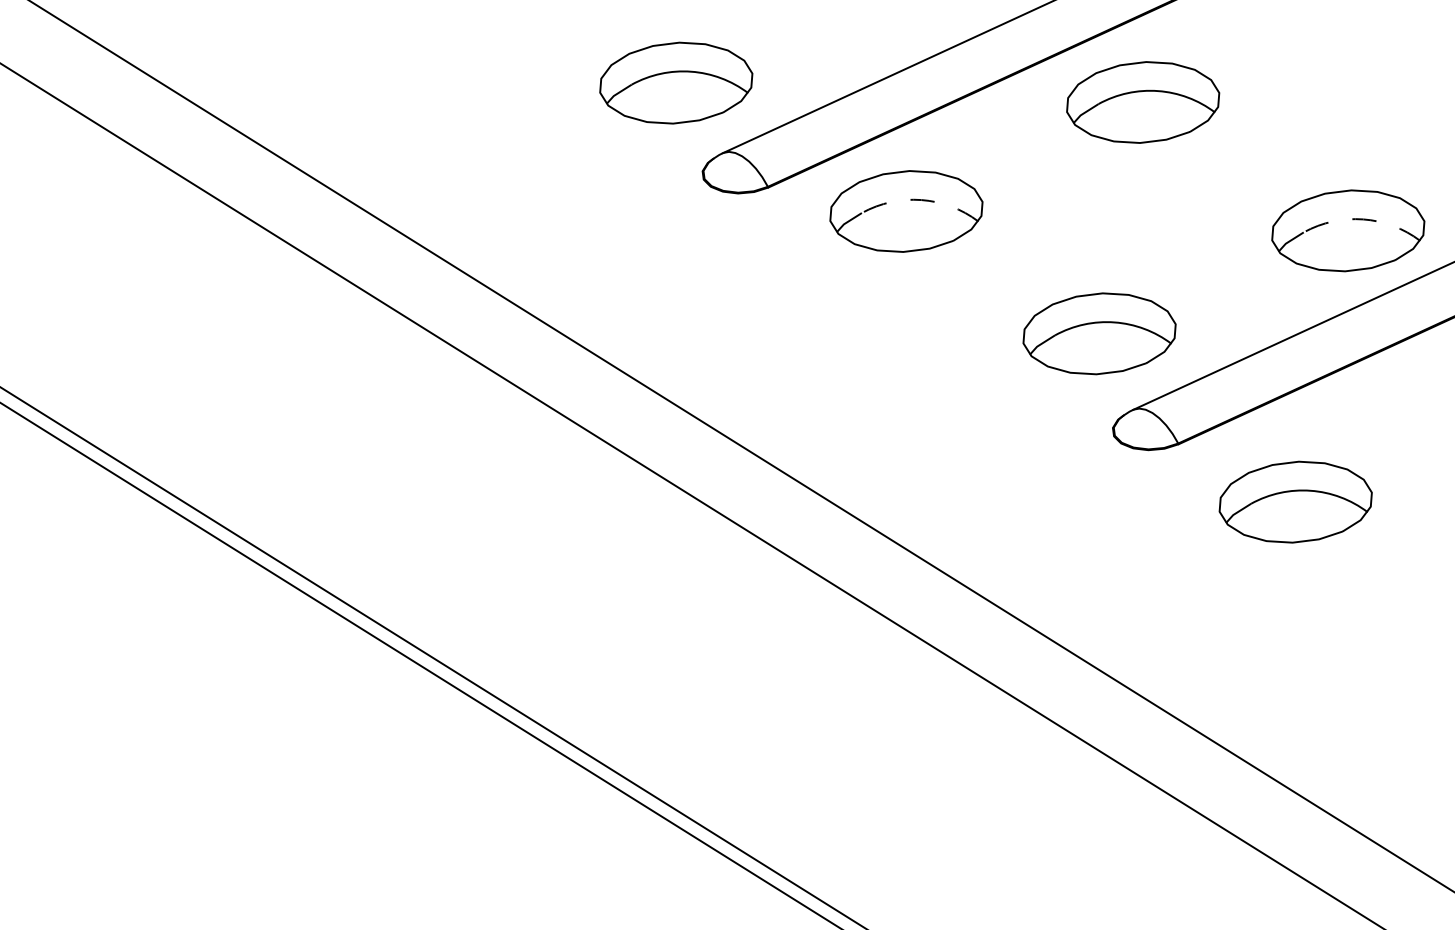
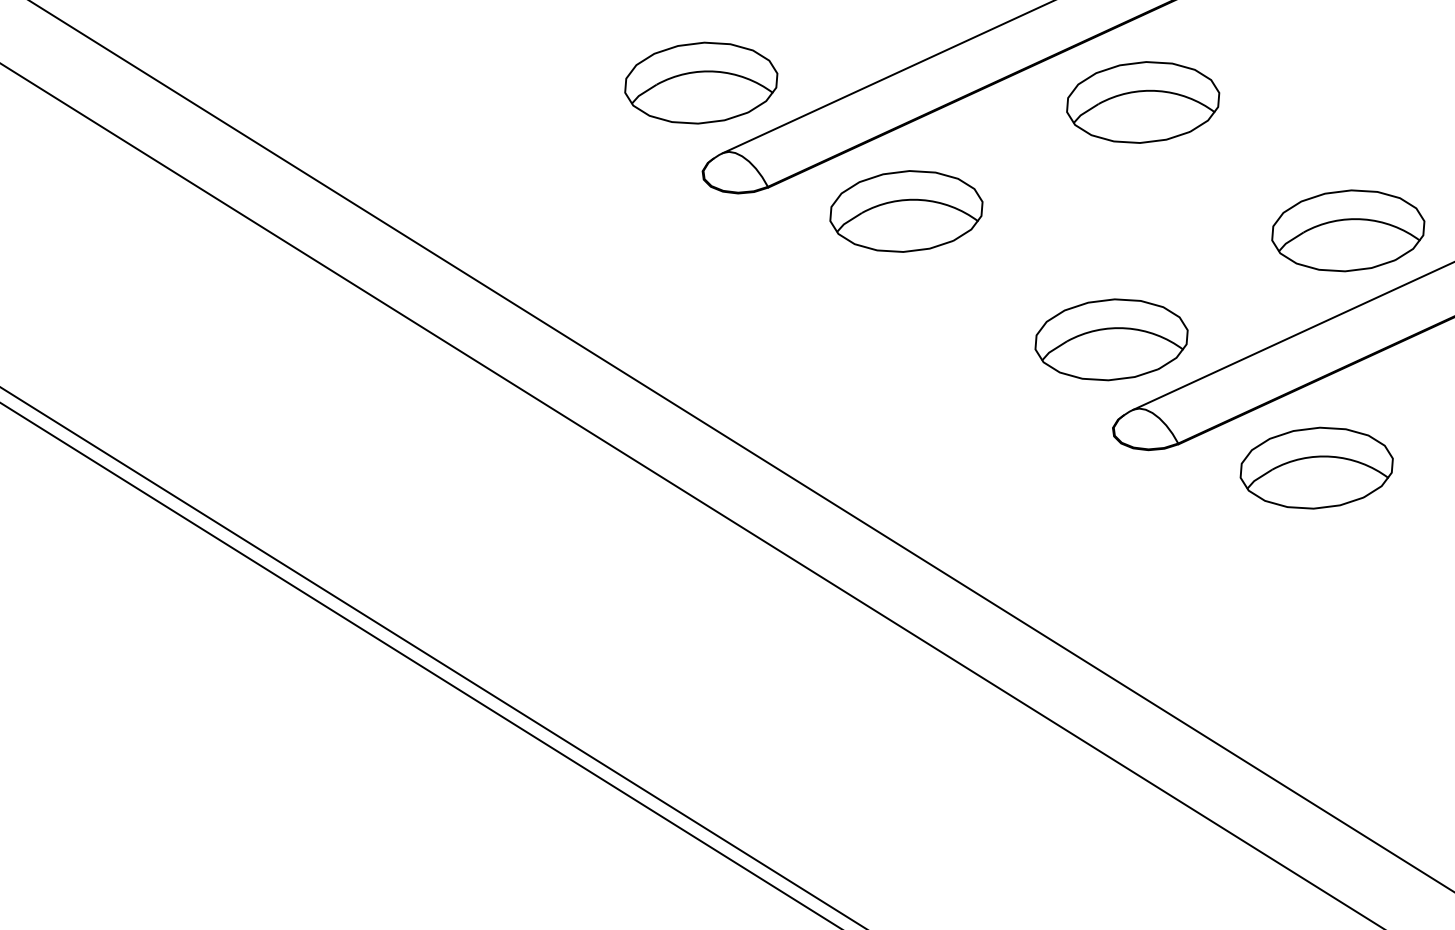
part position: (676, 82) -> (701, 82) (701, 82)
arc: dashed -> solid (921, 200)
arc: dashed -> solid (1363, 219)
part position: (1099, 333) -> (1111, 339) (1111, 339)
part position: (1295, 501) -> (1316, 467) (1316, 467)
